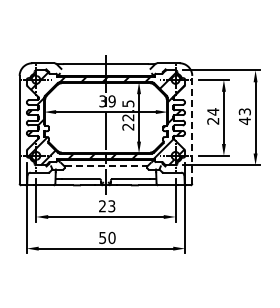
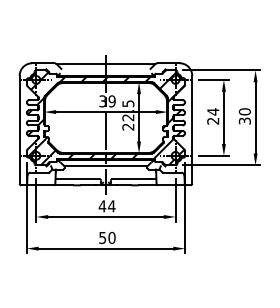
text: 43 -> 30 (244, 116)
line: dashed -> solid (192, 129)
line: dashed -> solid (106, 166)
text: 23 -> 44 (106, 206)
